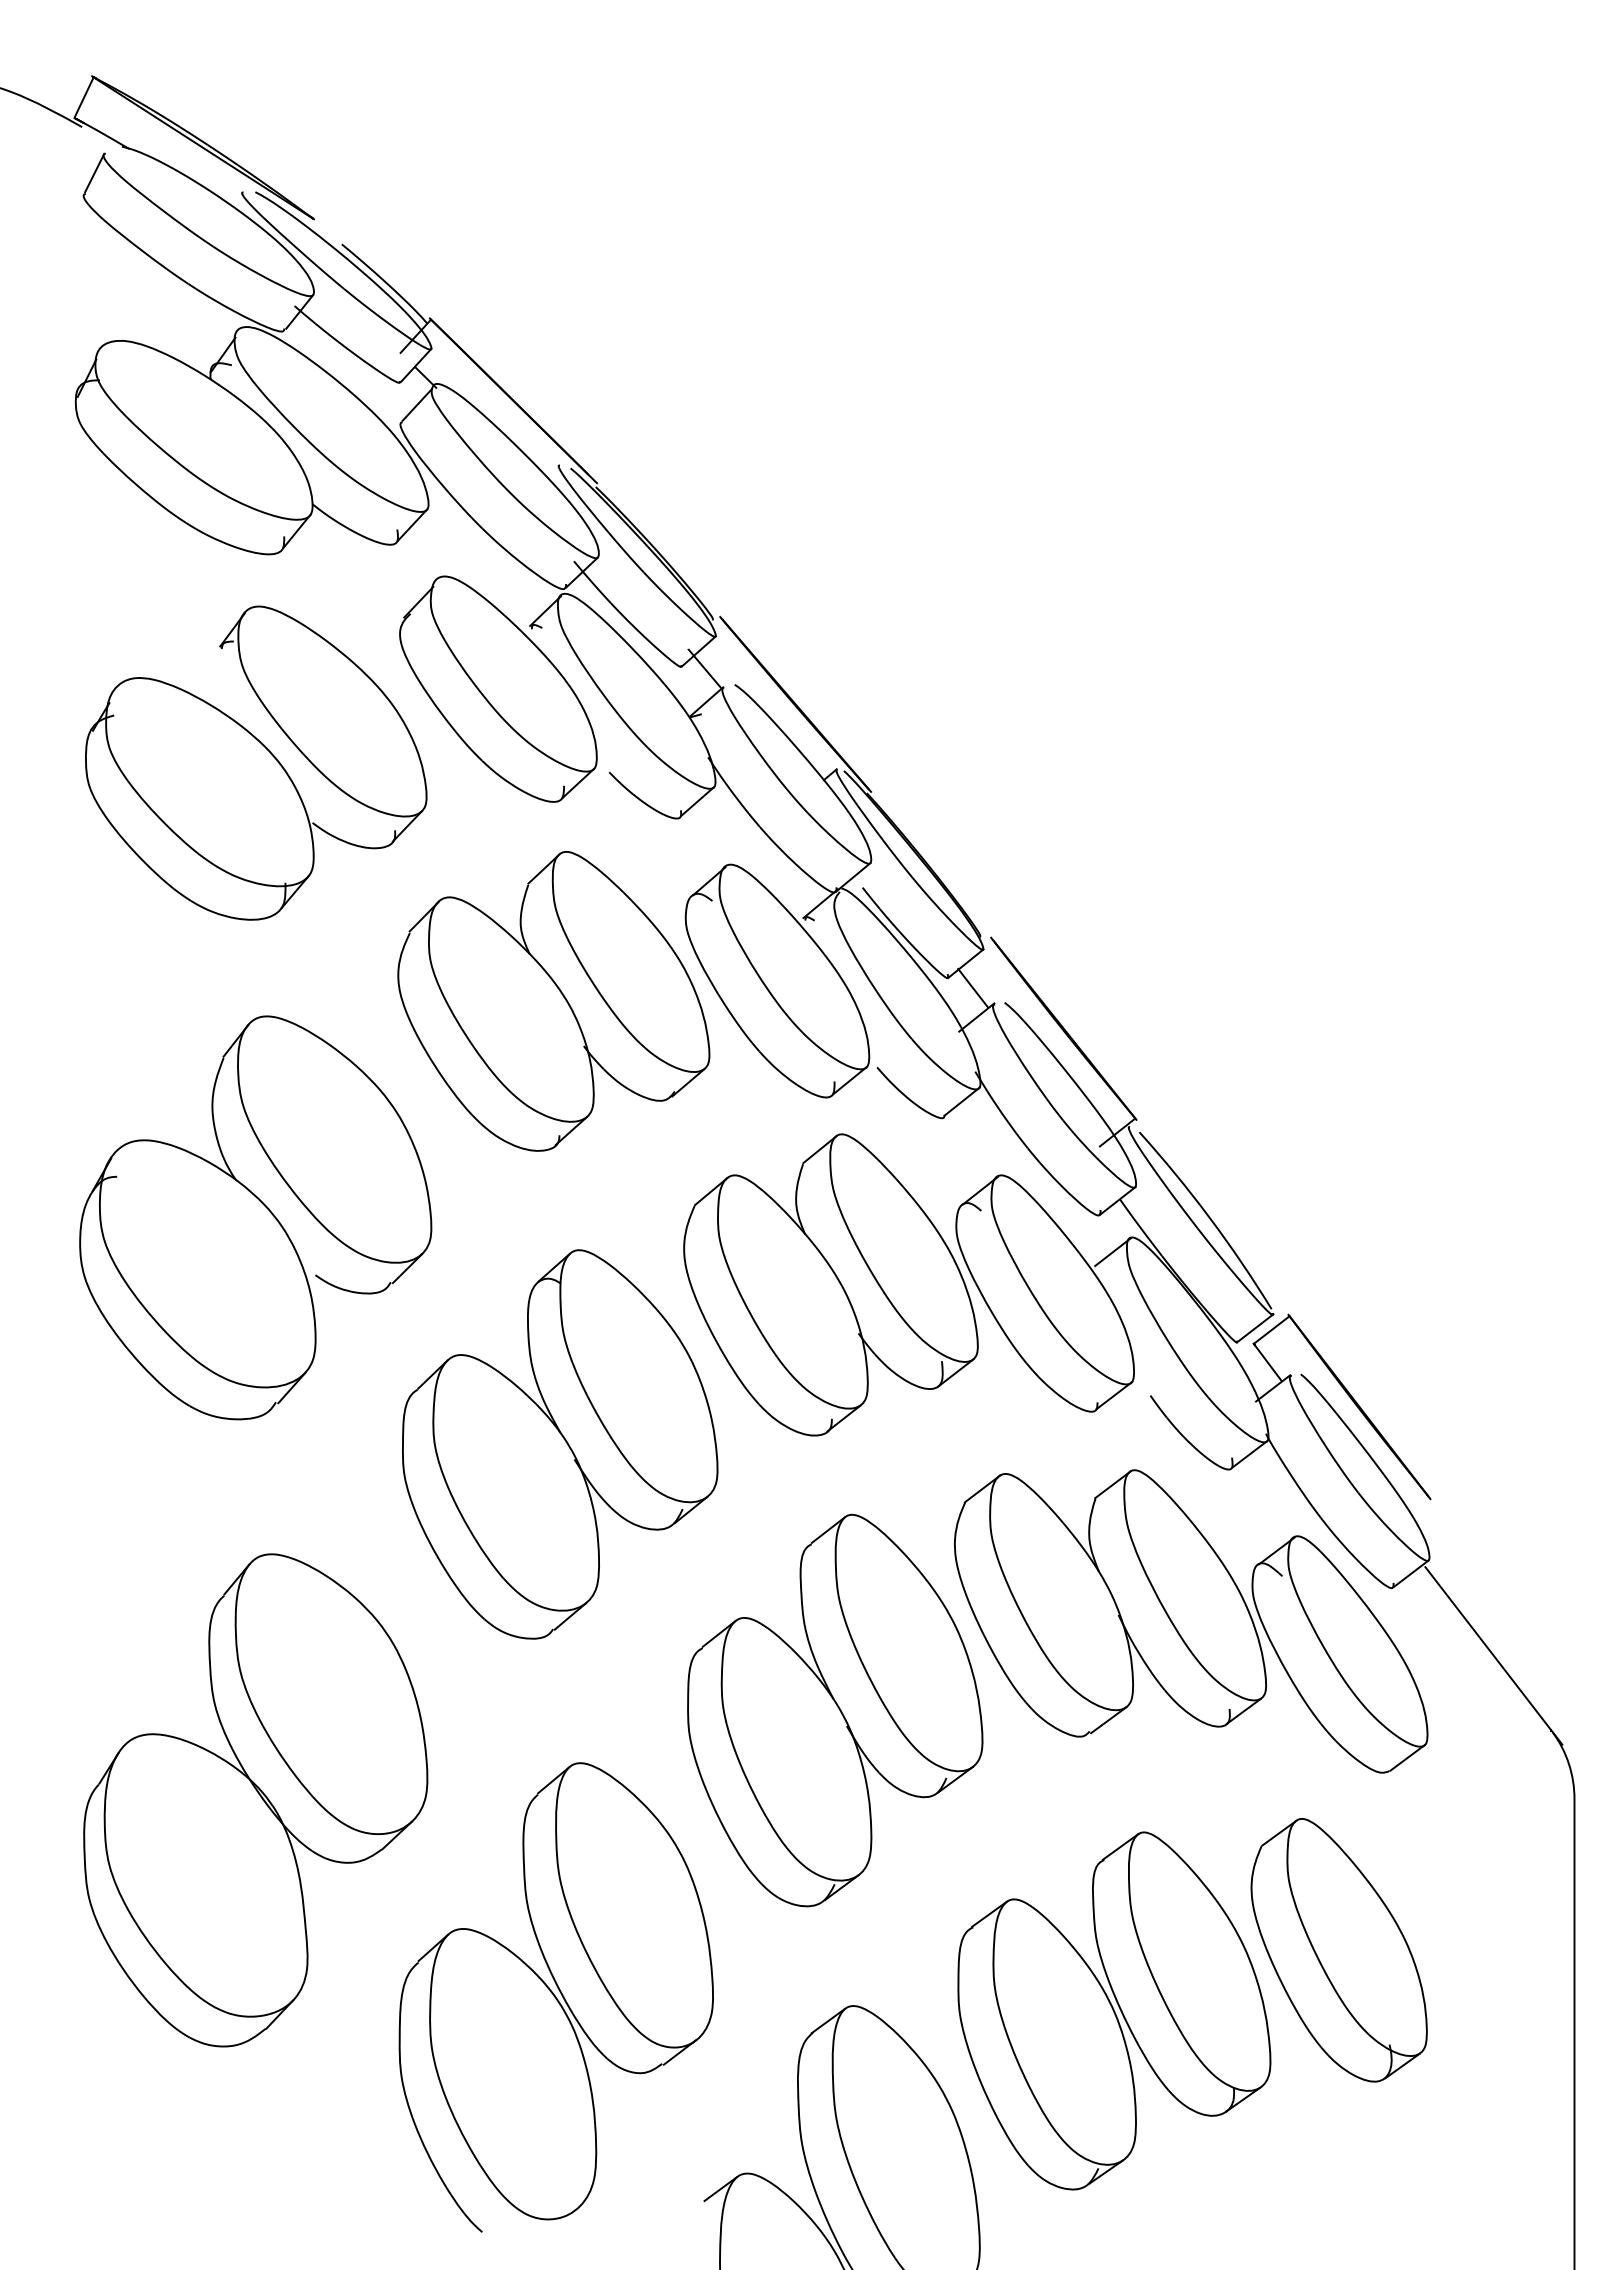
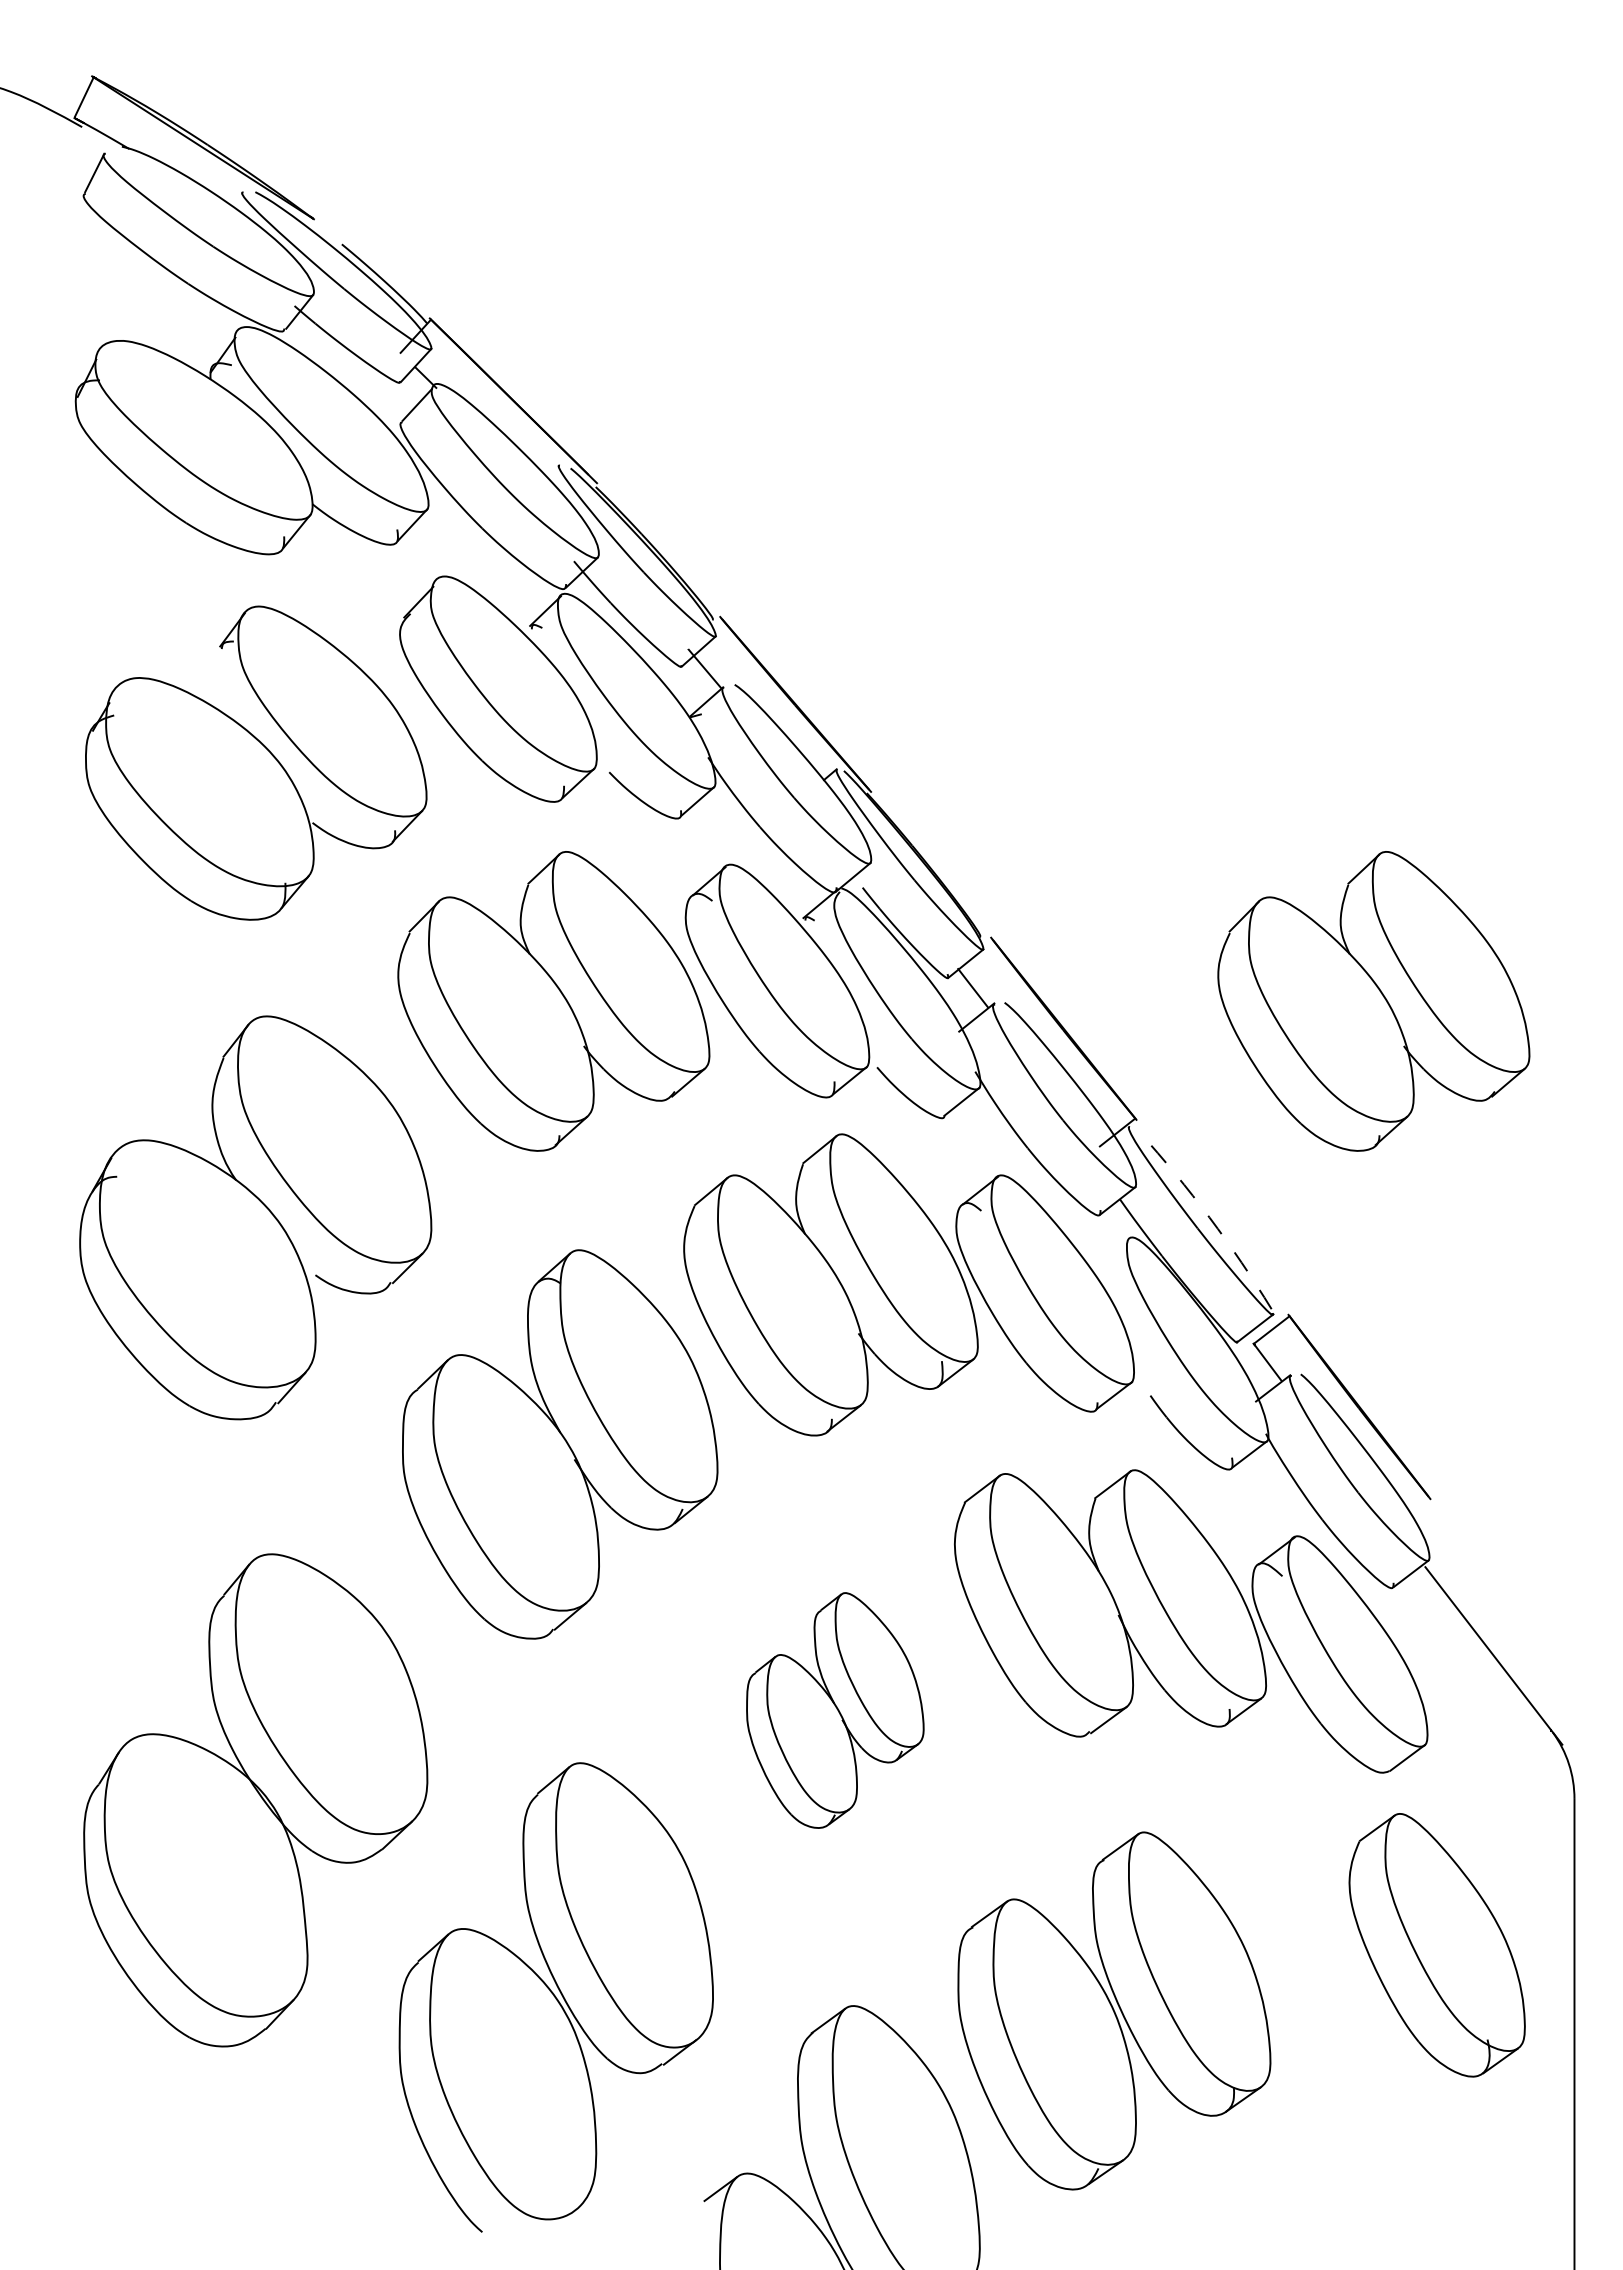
part: none -> present (1373, 1001)
arc: solid -> dashed (1209, 1217)
line: present -> none (1112, 1252)
part size: 297x395 px -> 179x237 px (835, 1710)
part position: (1338, 1950) -> (1436, 1945) (1436, 1945)
